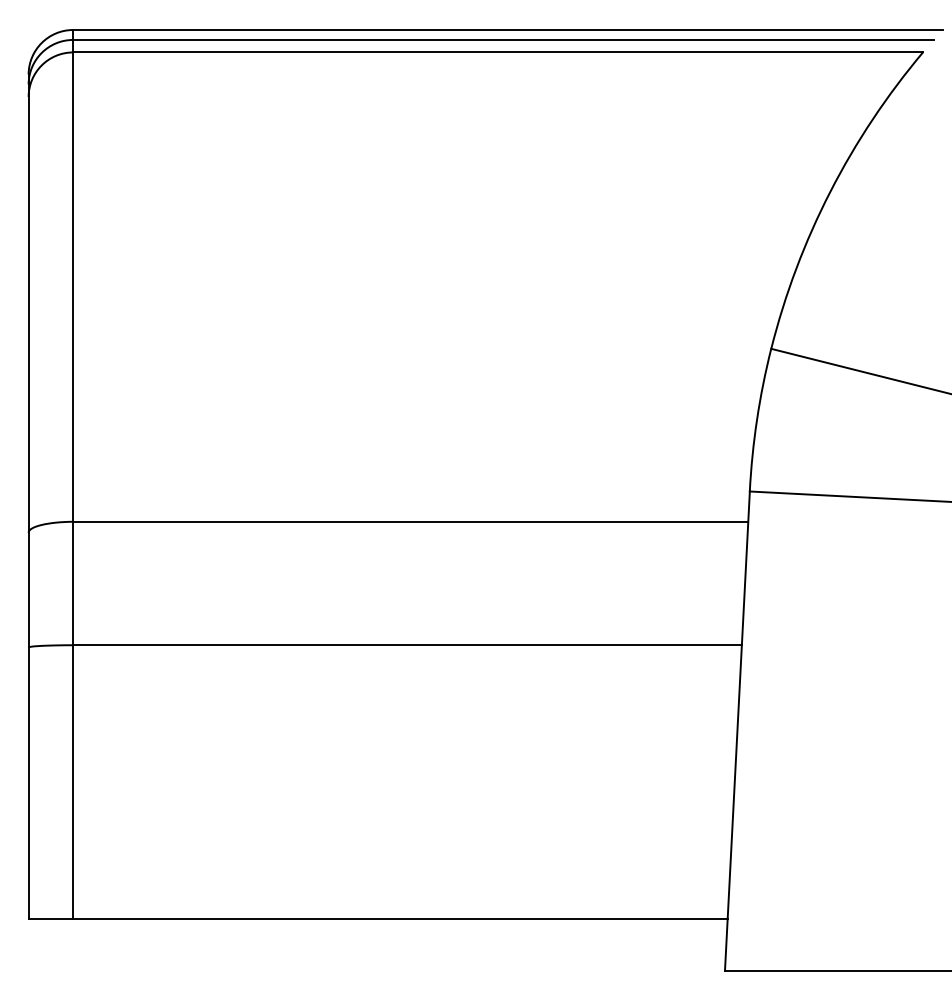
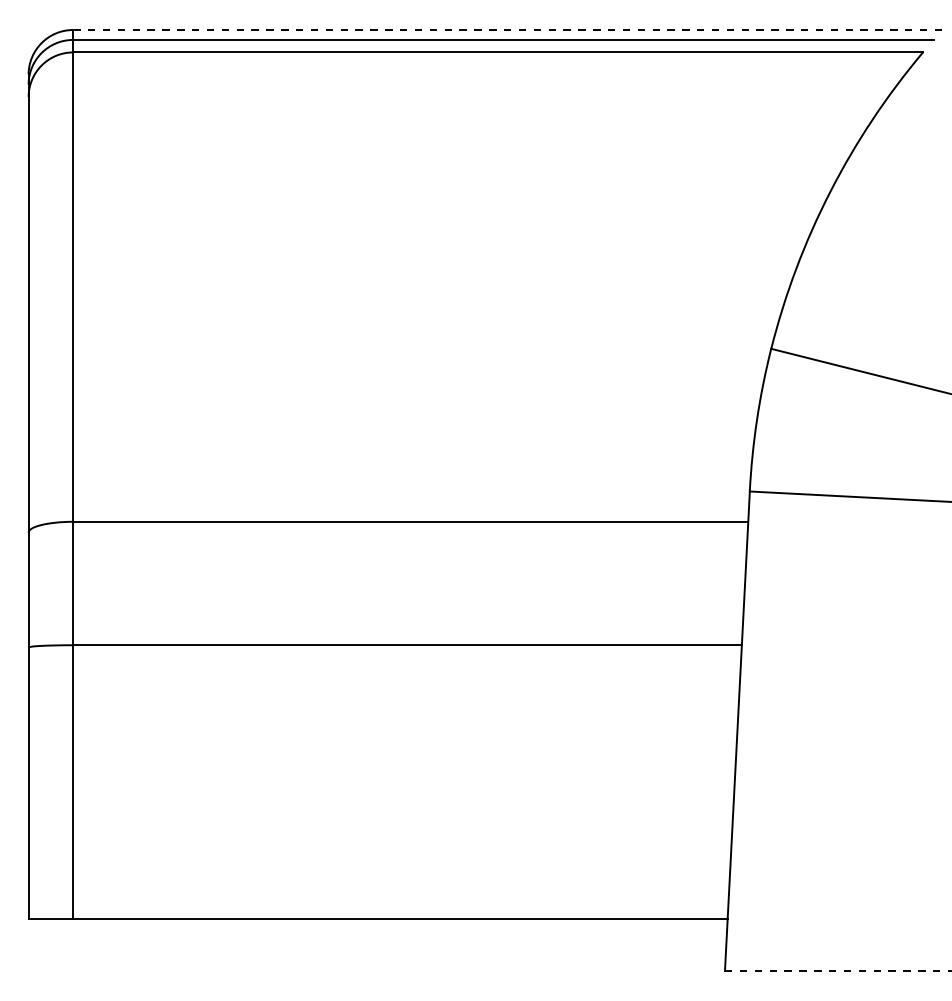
line: solid -> dashed (507, 30)
line: solid -> dashed (838, 970)
